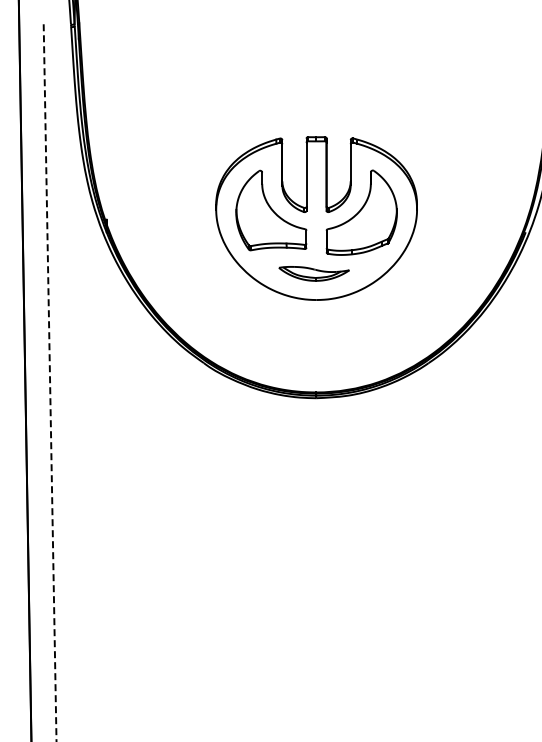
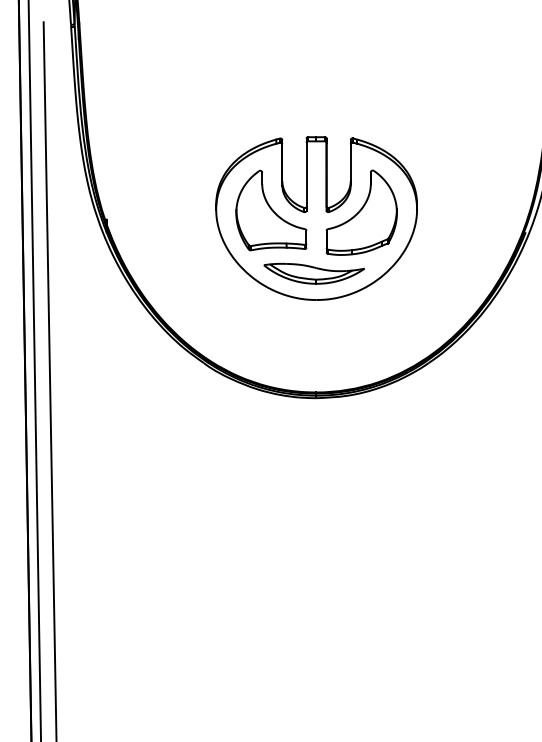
part size: 72x16 px -> 102x22 px (313, 273)
line: none -> present (34, 370)
line: dashed -> solid (50, 381)
